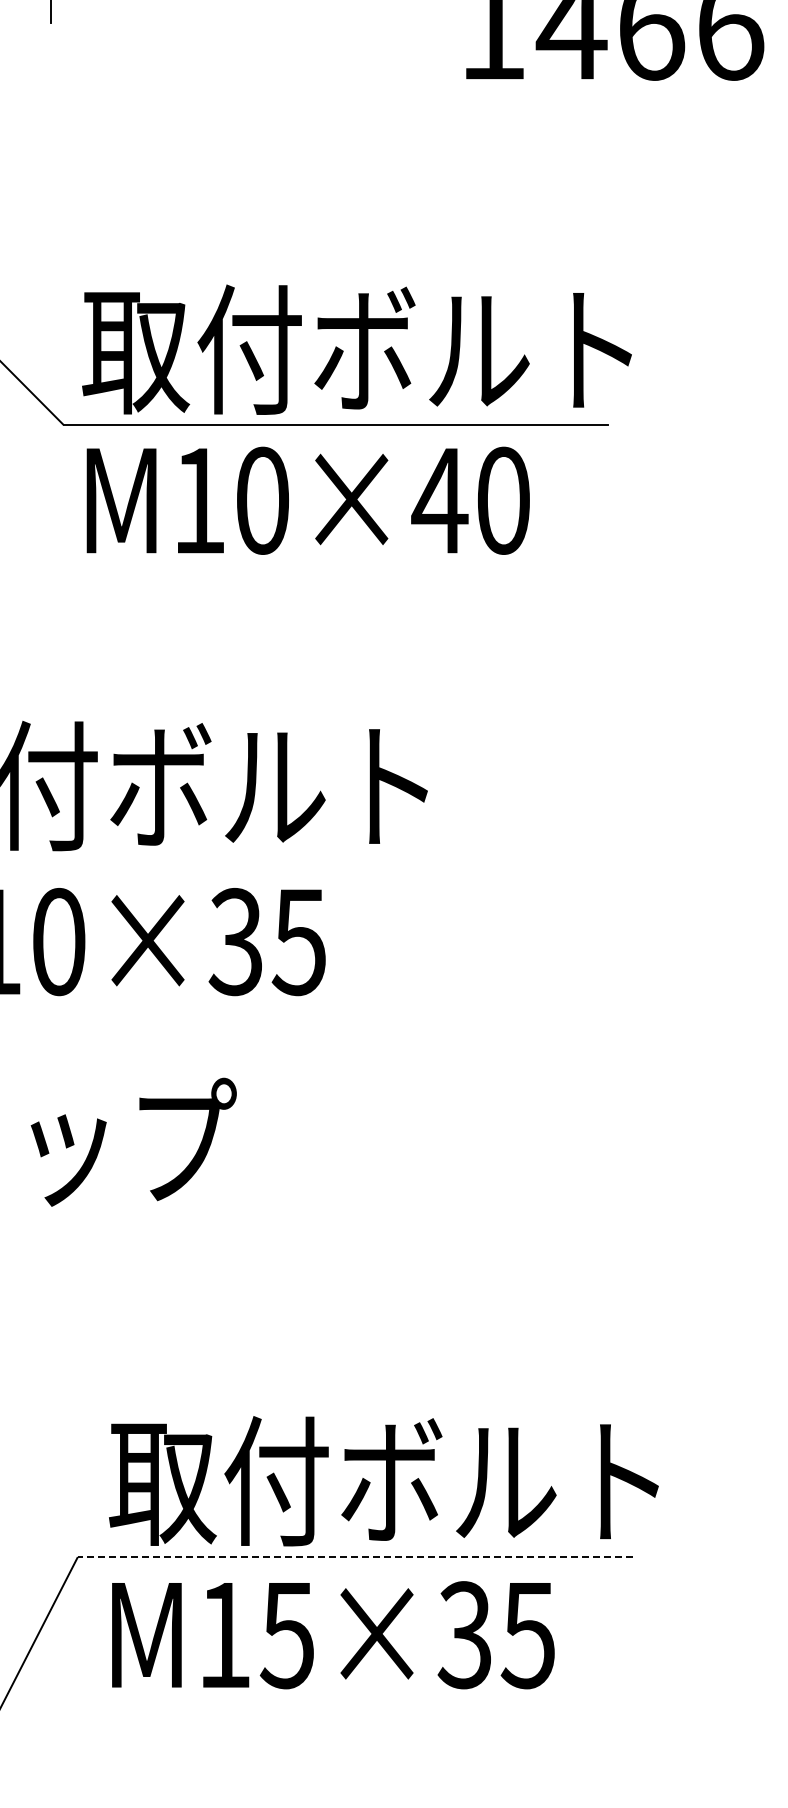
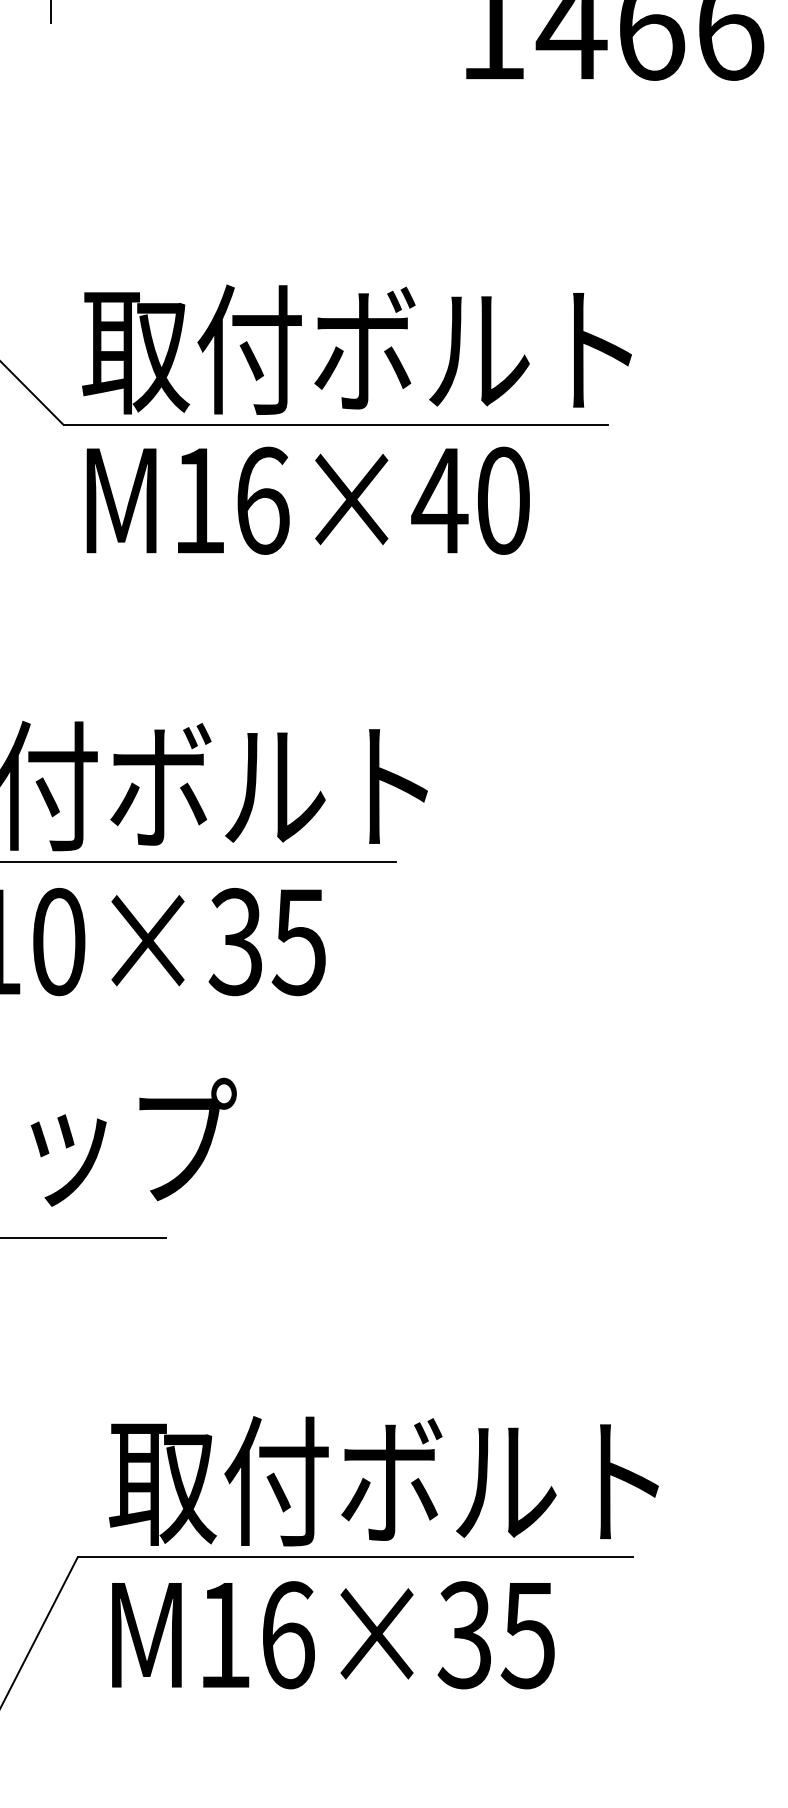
text: M10×40 -> M16×40 (263, 500)
line: none -> present (199, 862)
line: none -> present (84, 1238)
line: dashed -> solid (355, 1557)
text: M15×35 -> M16×35 (286, 1635)
